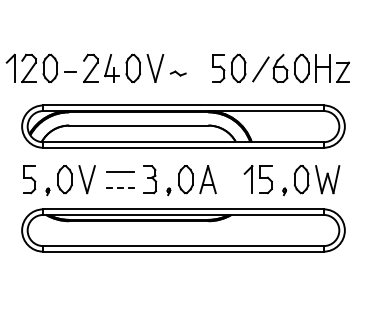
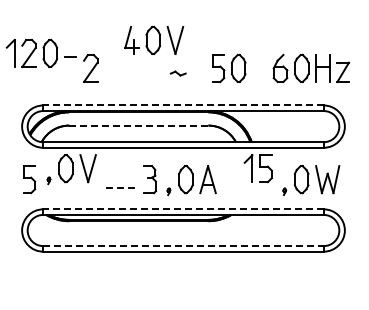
part position: (40, 67) -> (40, 52) (40, 52)
part position: (134, 67) -> (154, 39) (154, 39)
line: present -> none (260, 69)
line: solid -> dashed (183, 105)
line: solid -> dashed (138, 125)
line: present -> none (119, 172)
part position: (257, 179) -> (257, 168) (257, 168)
part position: (70, 180) -> (71, 169) (71, 169)
line: solid -> dashed (183, 209)
line: solid -> dashed (183, 246)
